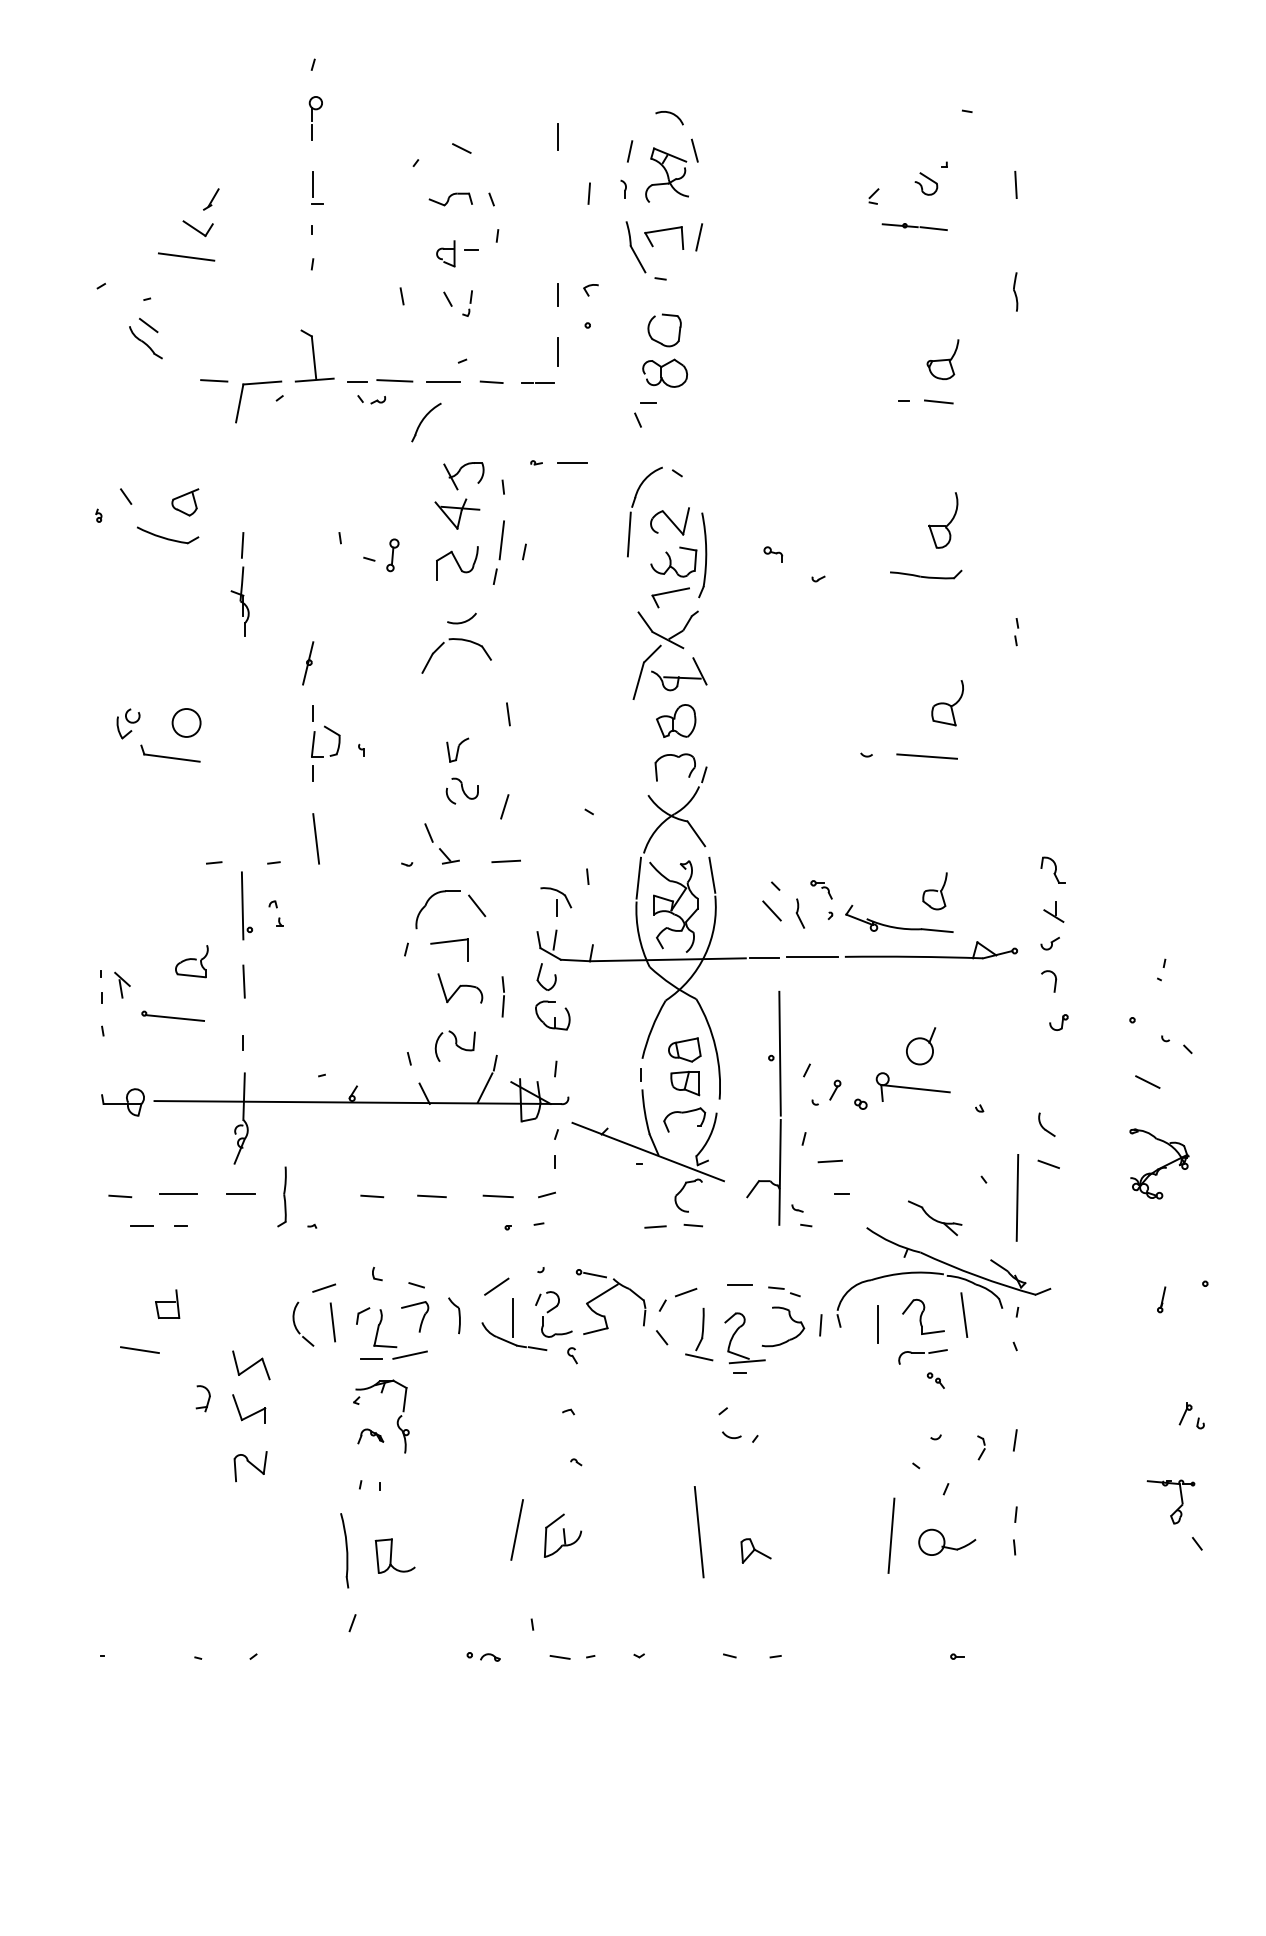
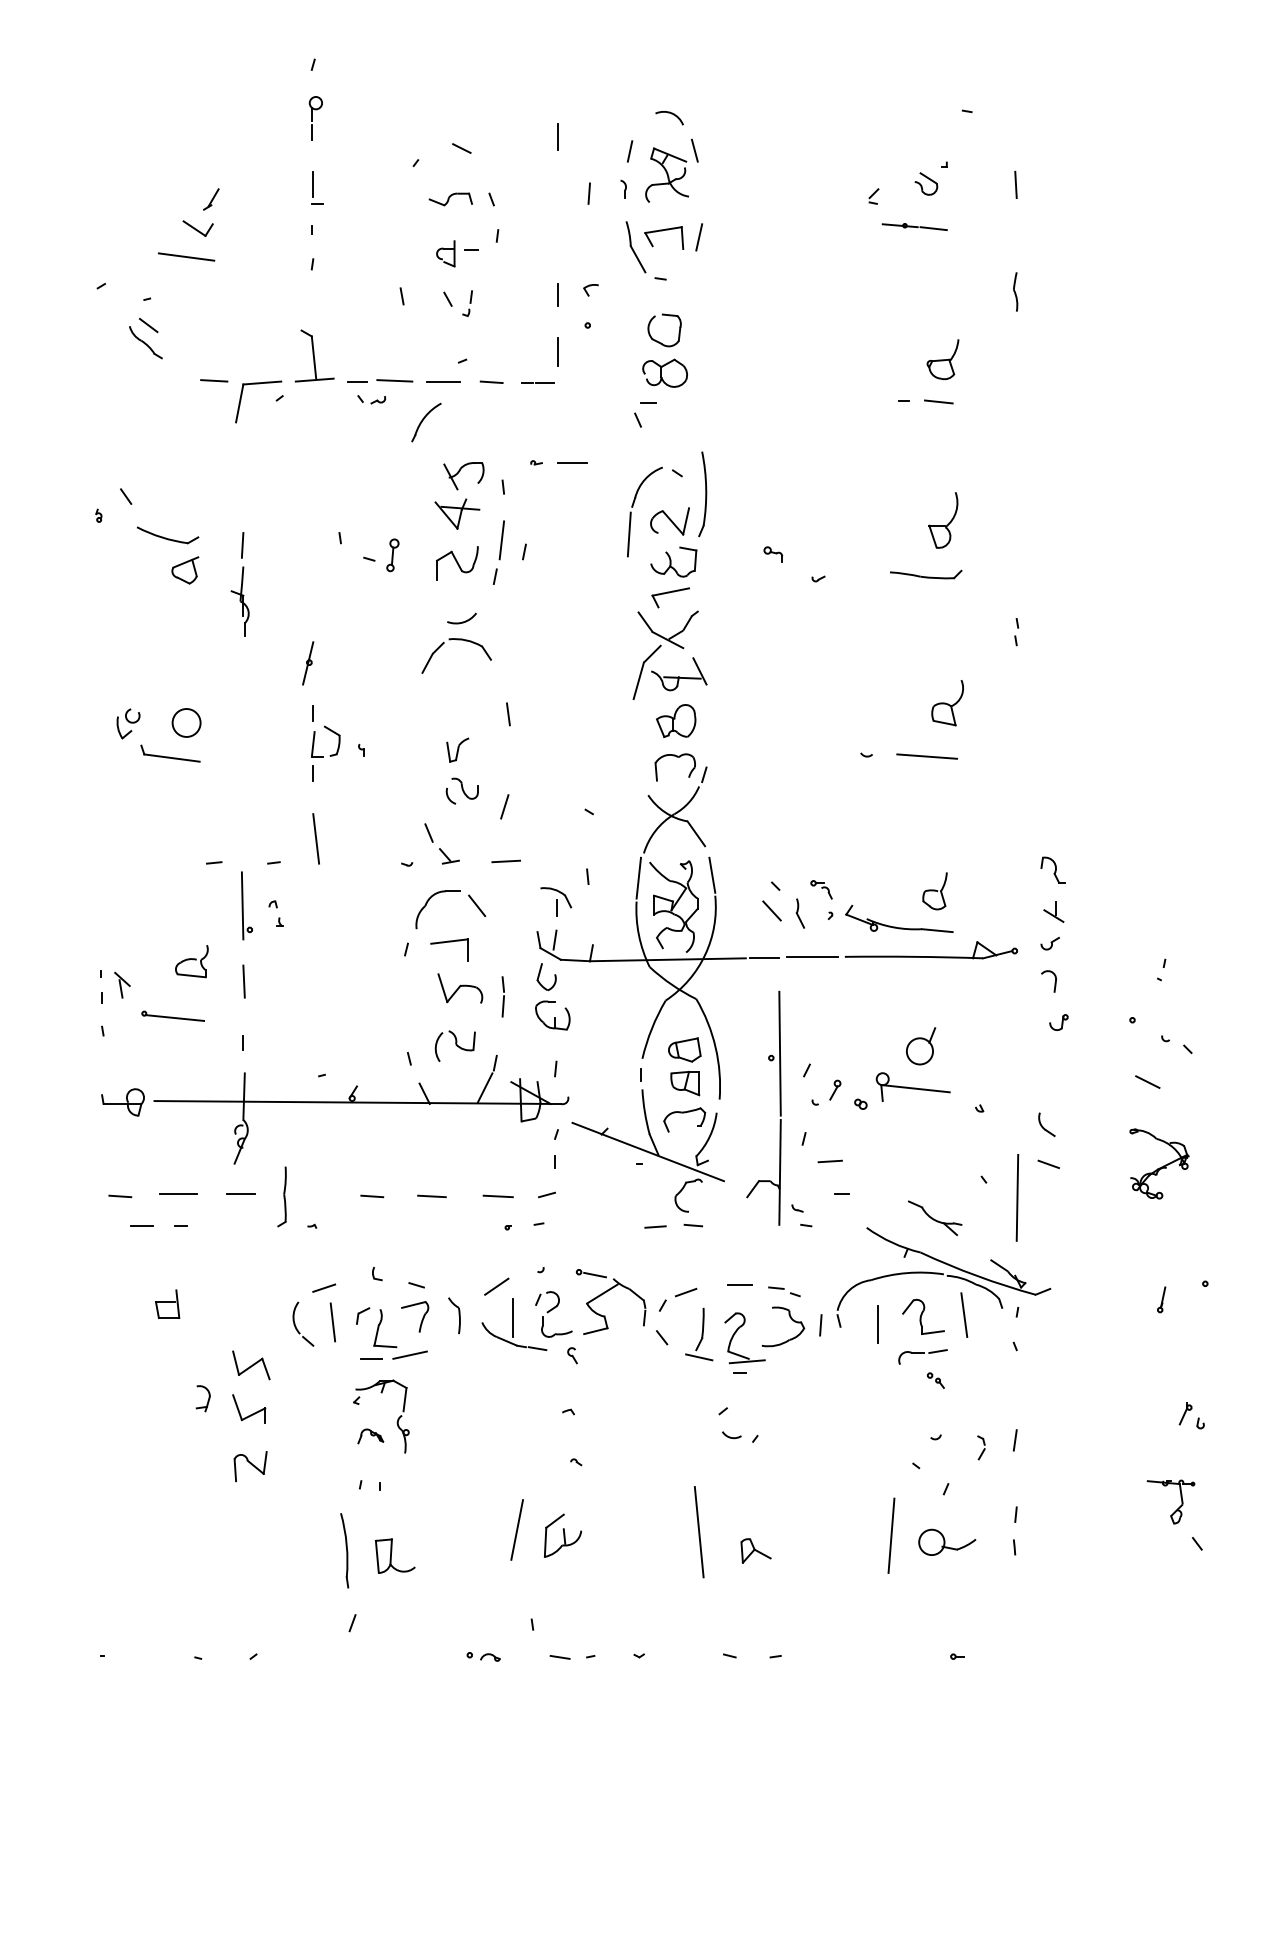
part position: (185, 502) -> (185, 570) (185, 570)
part position: (702, 555) -> (702, 494) (702, 494)
line: present -> none (139, 1350)
